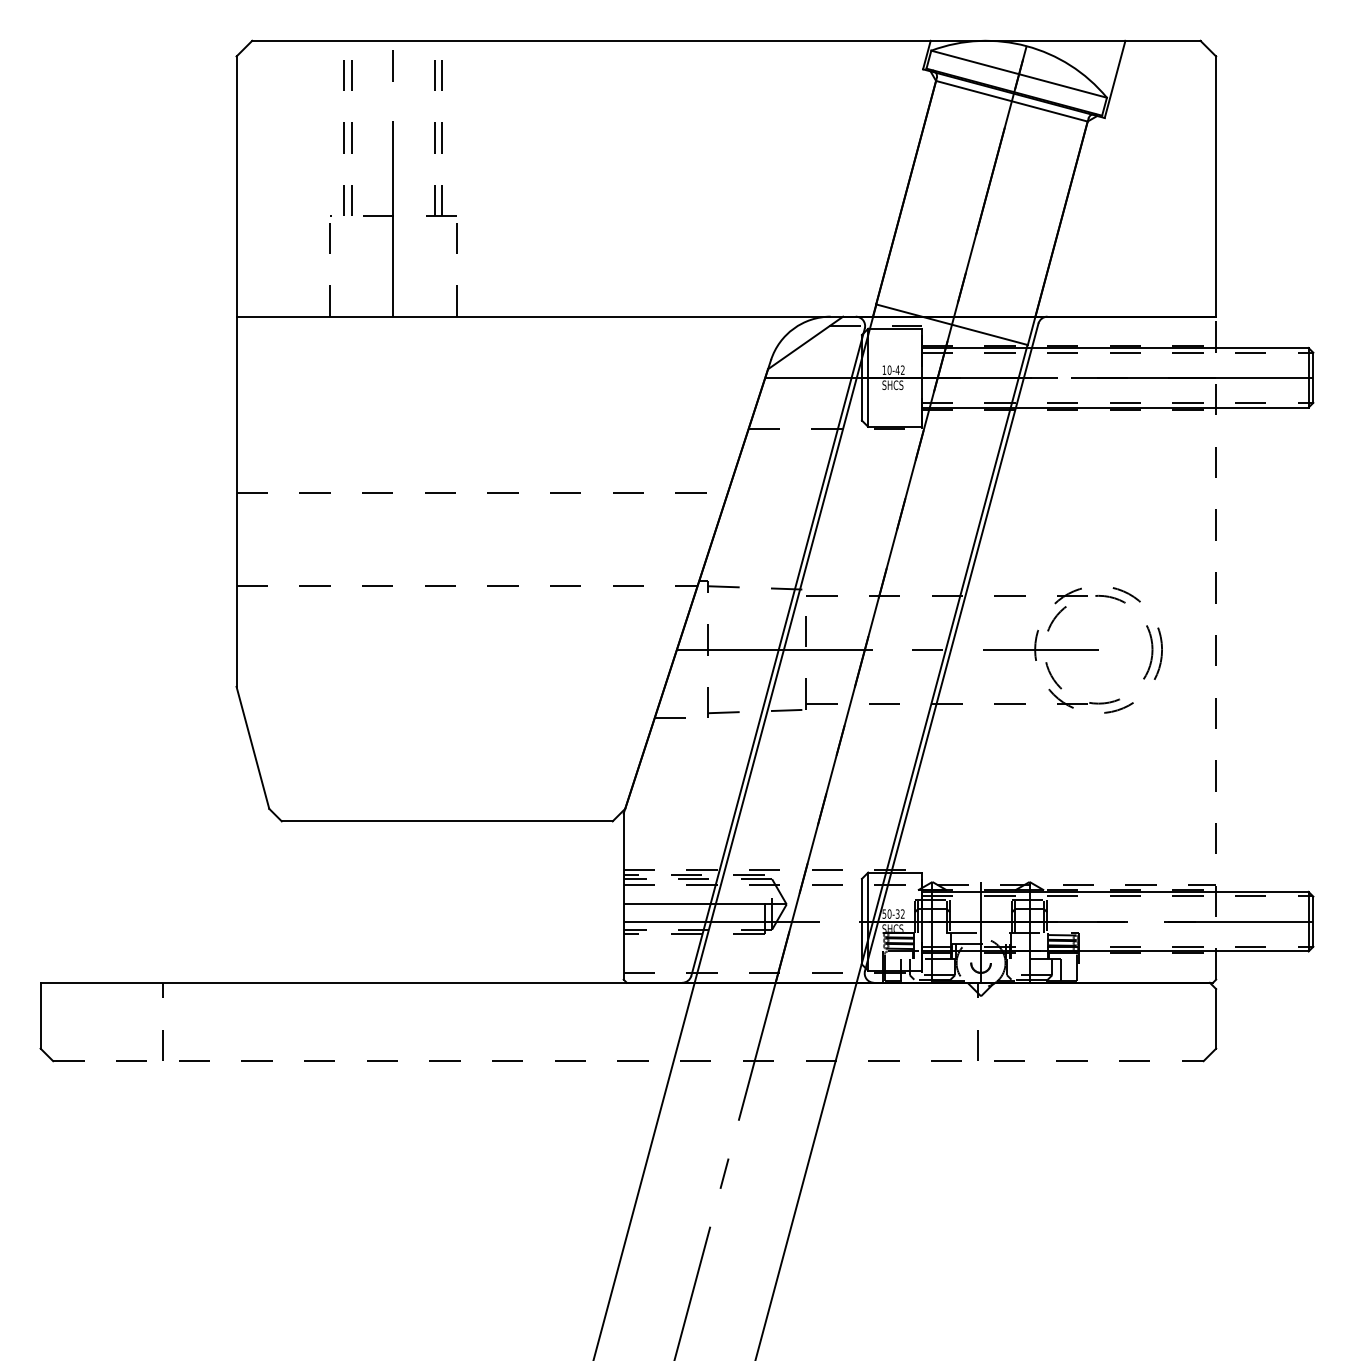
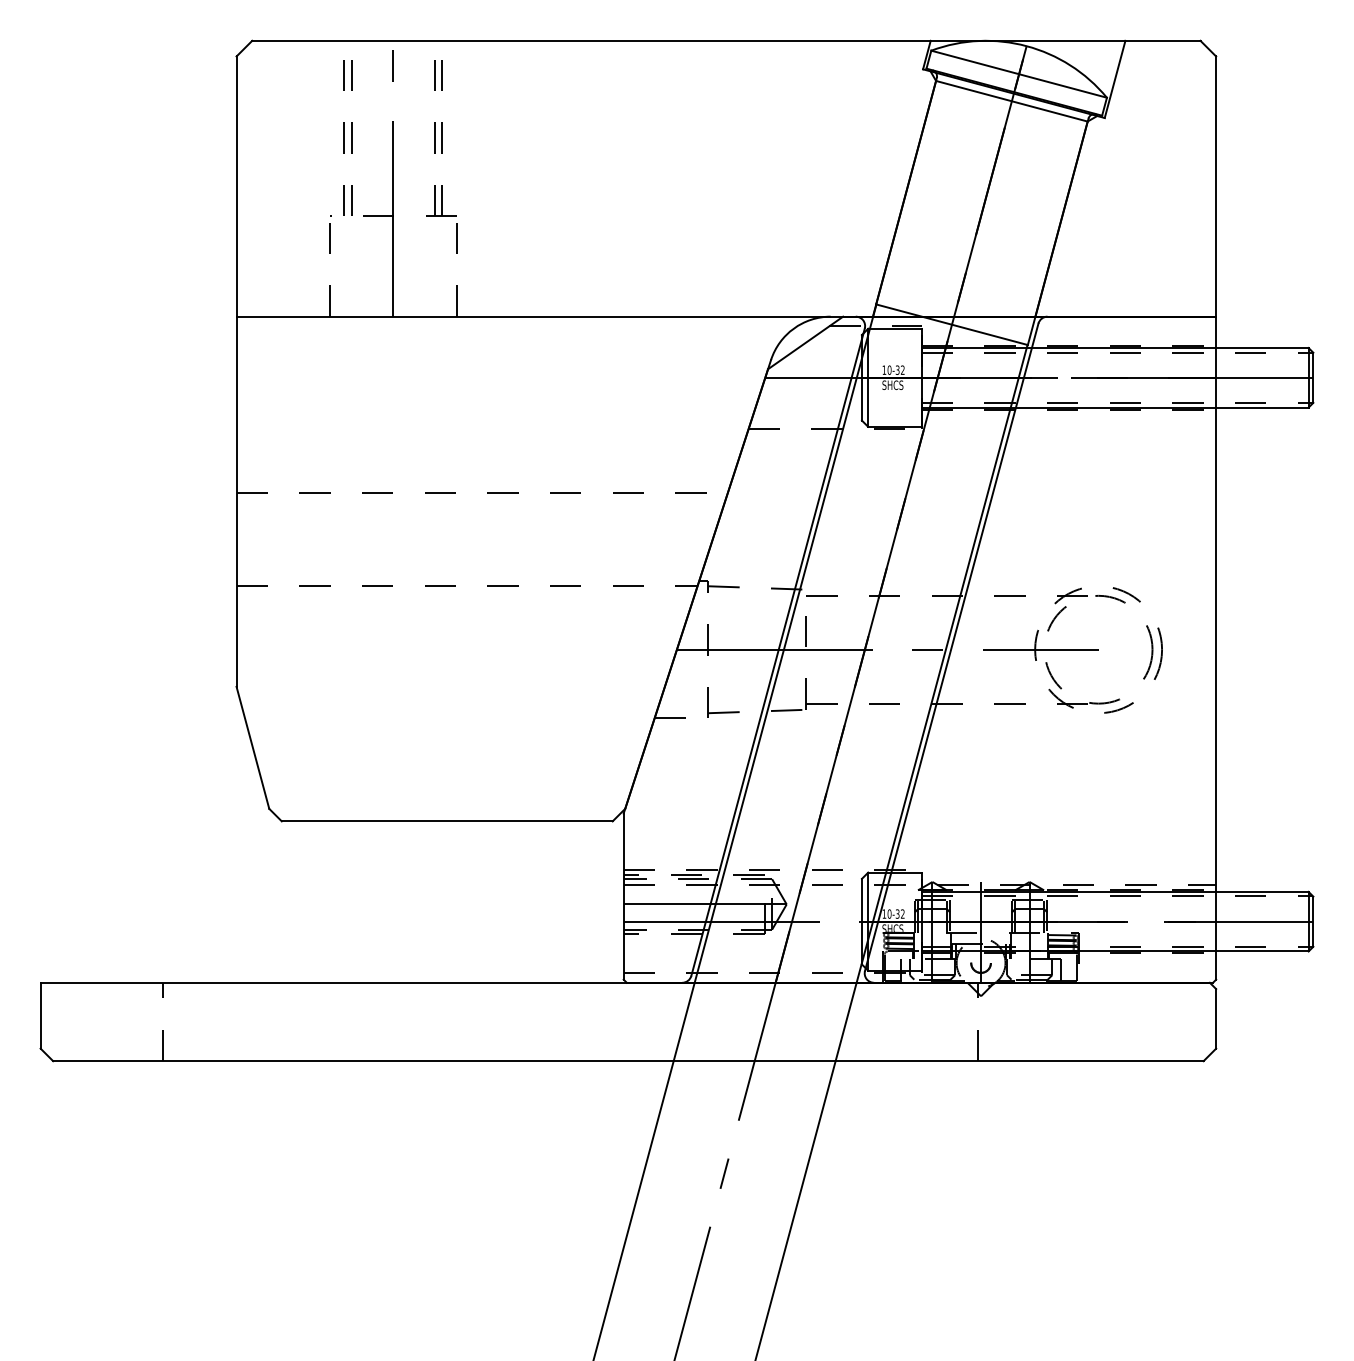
text: 10-42 -> 10-32 (897, 369)
line: dashed -> solid (1216, 647)
text: 50-32 -> 10-32 (884, 913)
line: dashed -> solid (628, 1061)
